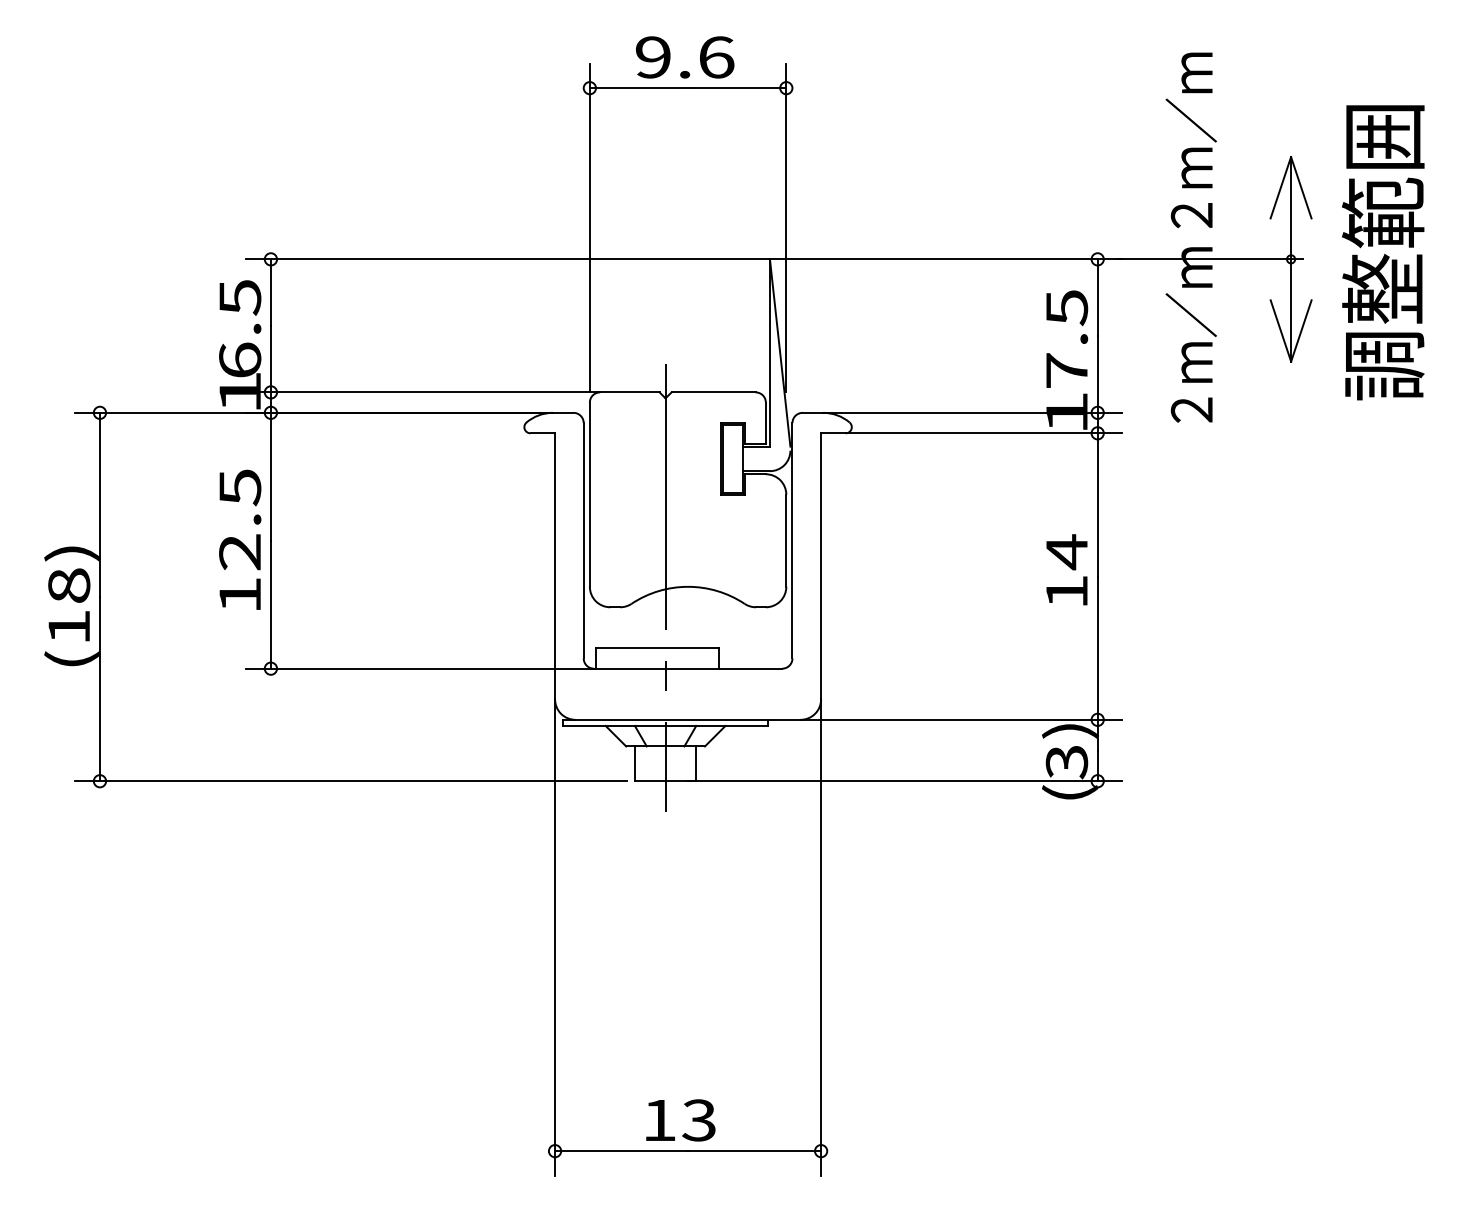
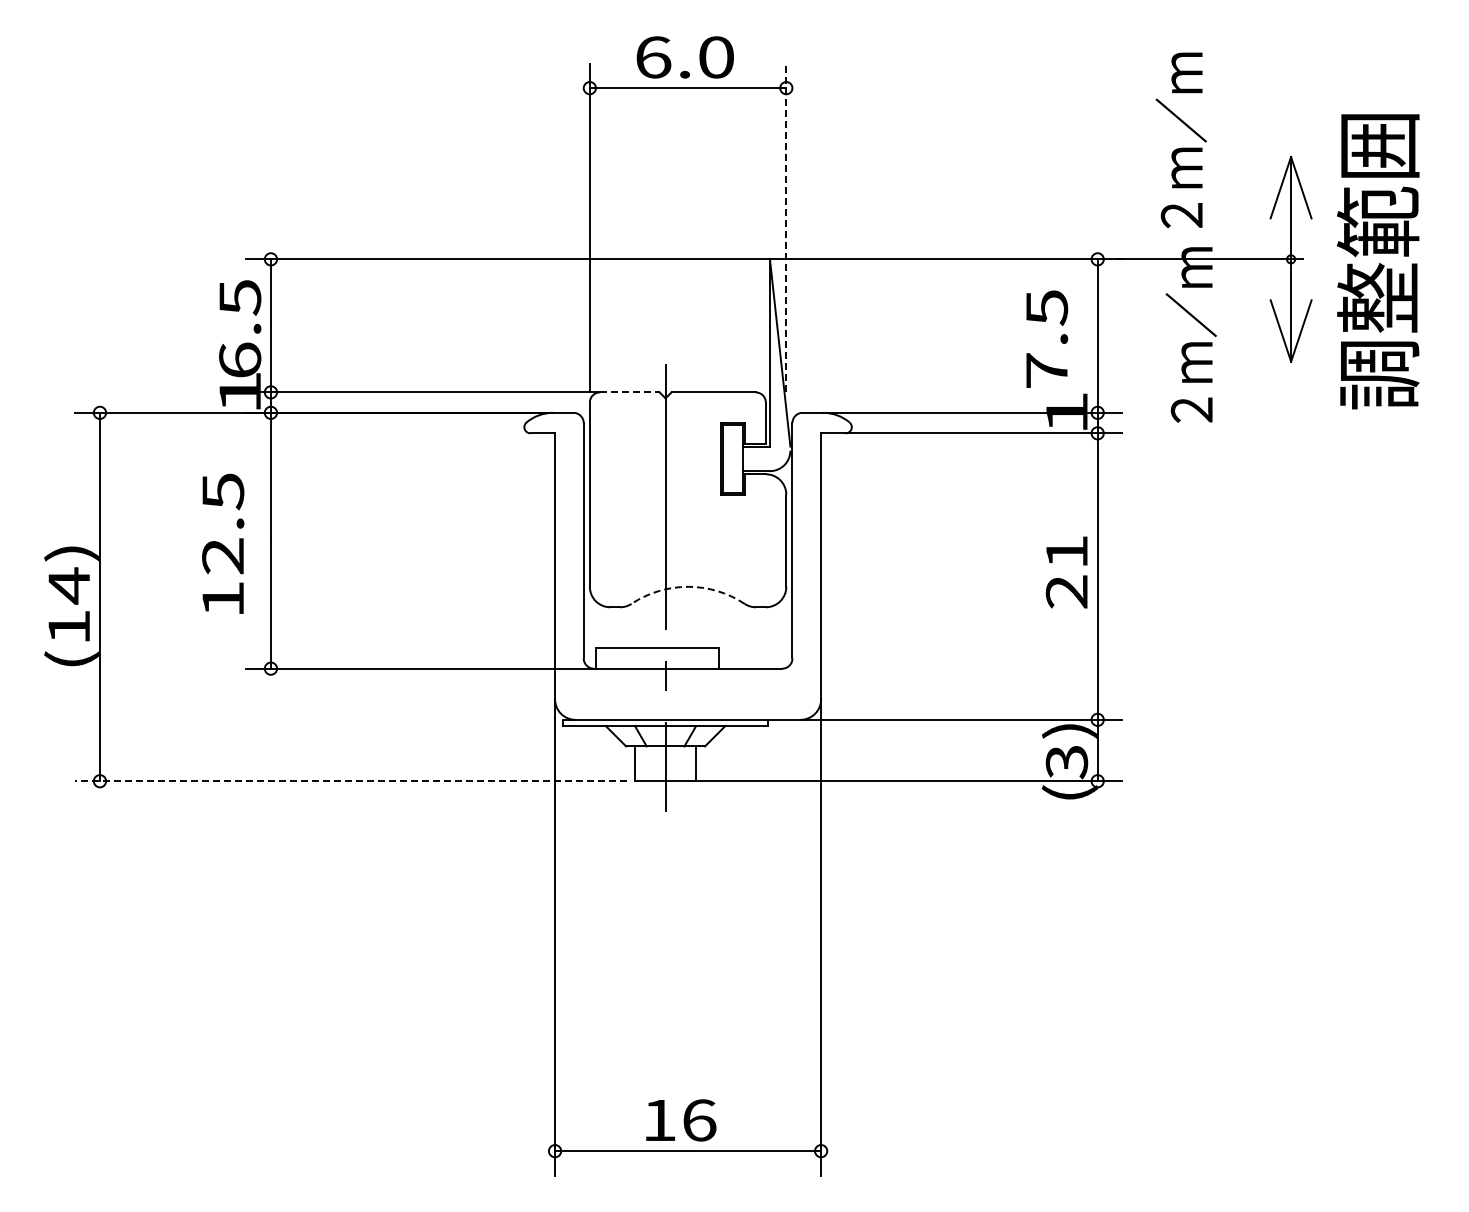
text: 9.6 -> 6.0 (685, 57)
text position: (1190, 140) -> (1180, 140) (1180, 140)
line: solid -> dashed (786, 227)
text position: (1383, 252) -> (1378, 261) (1378, 261)
text position: (1067, 338) -> (1047, 338) (1047, 338)
line: solid -> dashed (629, 392)
text position: (240, 539) -> (223, 543) (223, 543)
text: 14 -> 21 (1066, 571)
text: (18) -> (14) (69, 585)
arc: solid -> dashed (688, 586)
line: solid -> dashed (351, 781)
text: 13 -> 16 (699, 1120)
